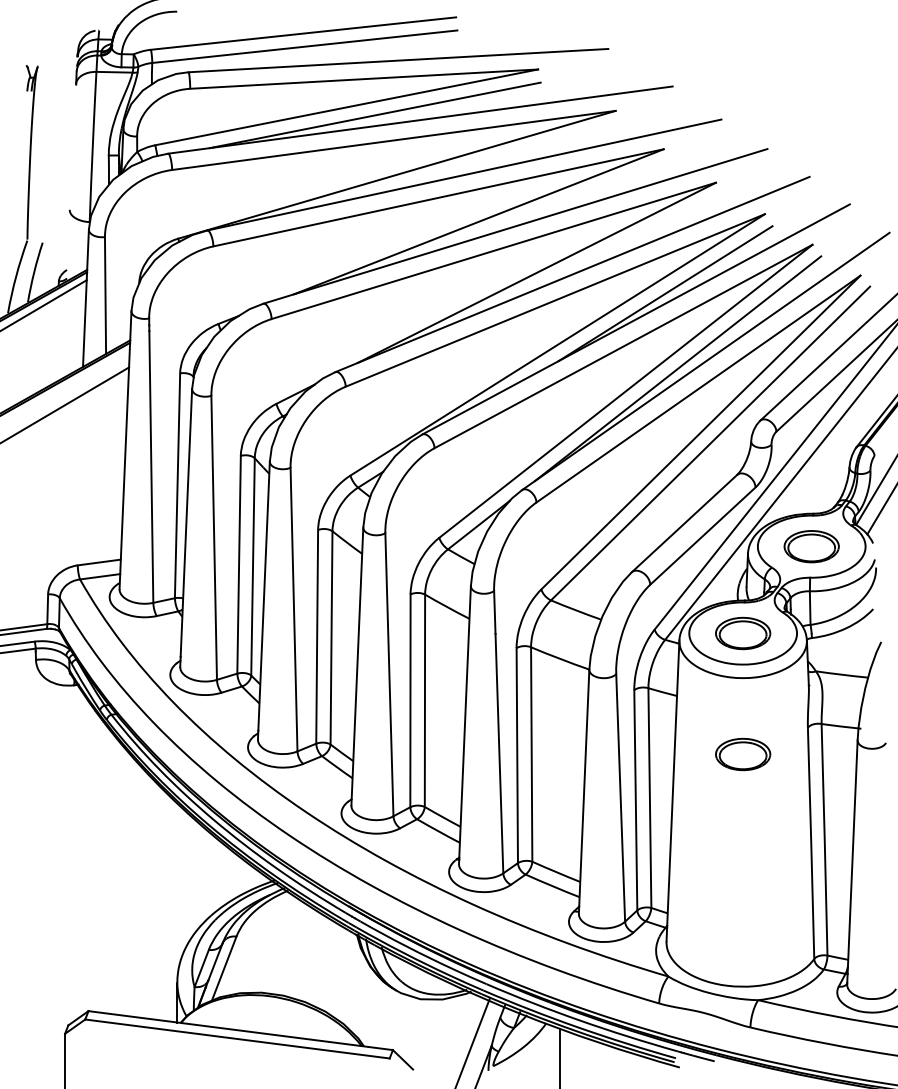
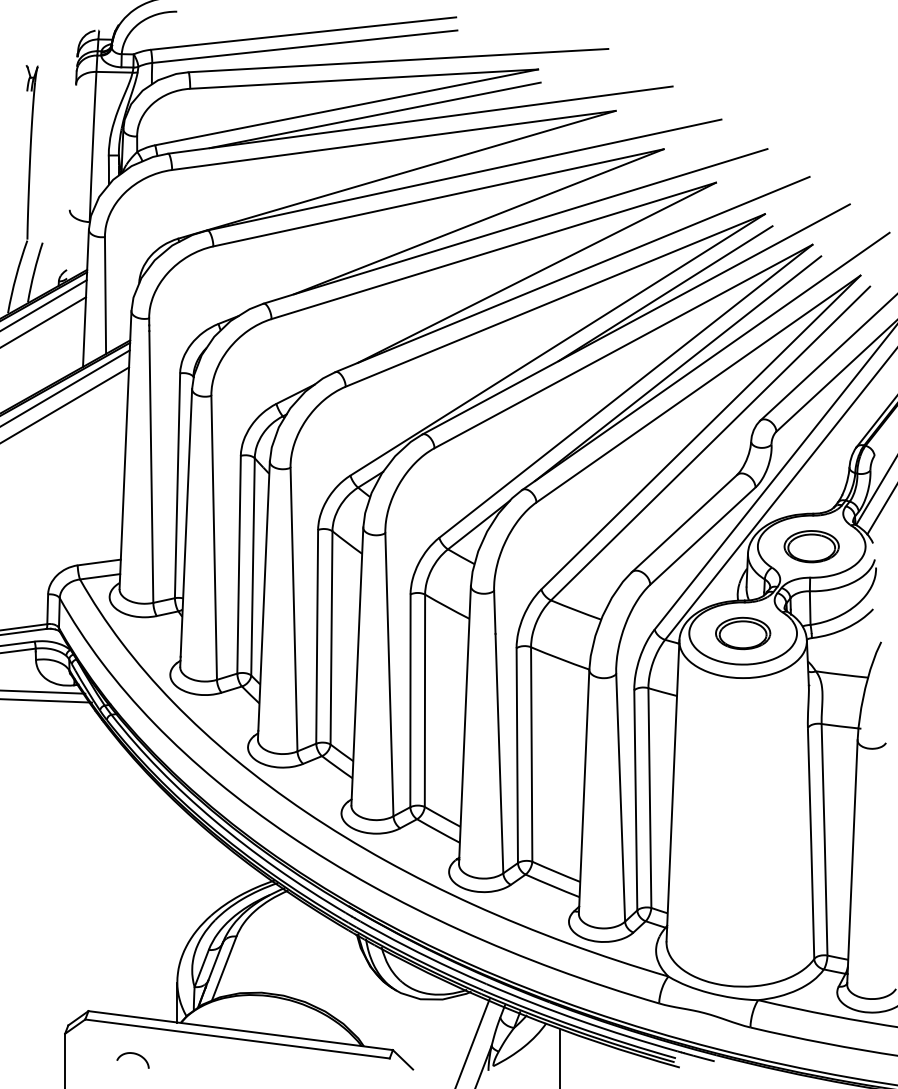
line: none -> present (44, 321)
line: none -> present (65, 387)
line: none -> present (43, 691)
line: none -> present (46, 700)
part: present -> none (743, 754)
curve: none -> present (132, 1054)
